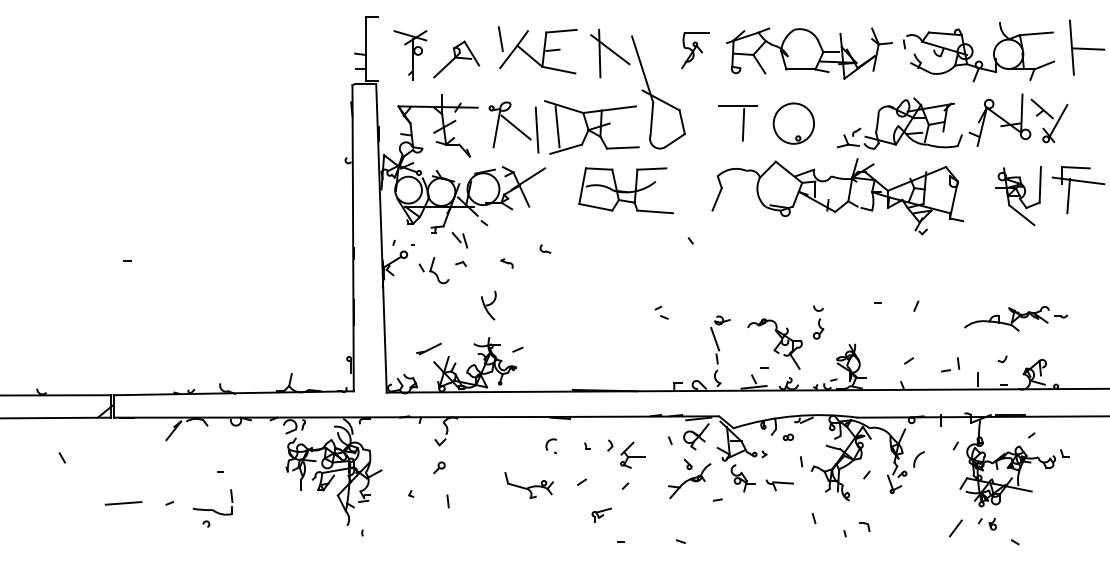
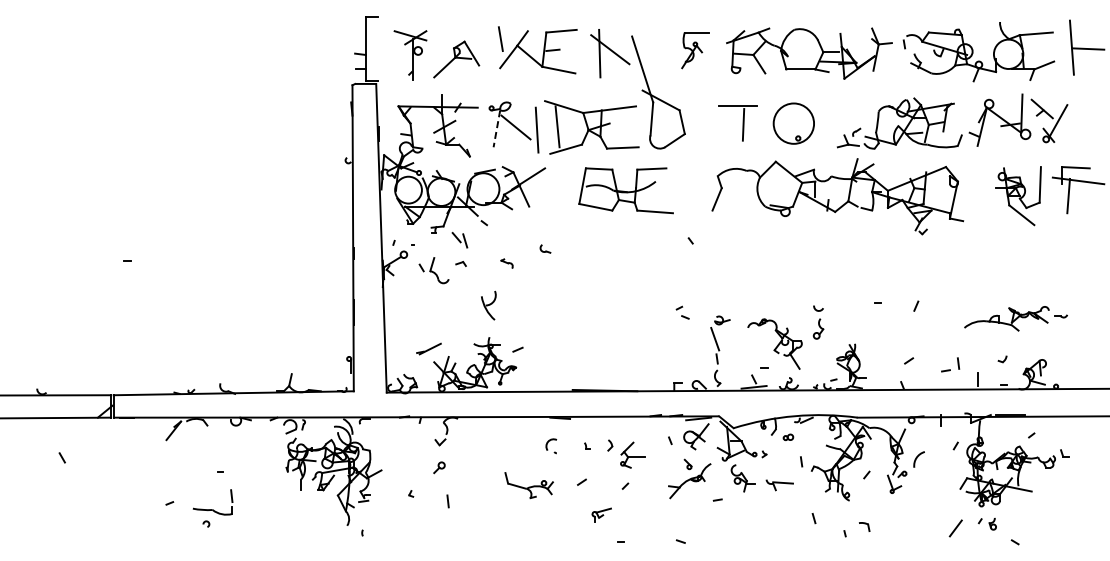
line: solid -> dashed (496, 128)
part position: (661, 312) -> (682, 312) (682, 312)
line: present -> none (123, 503)
